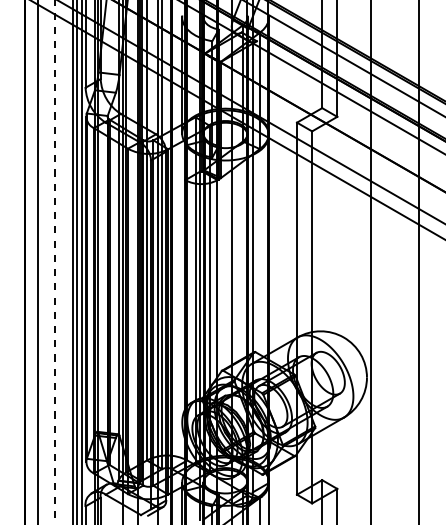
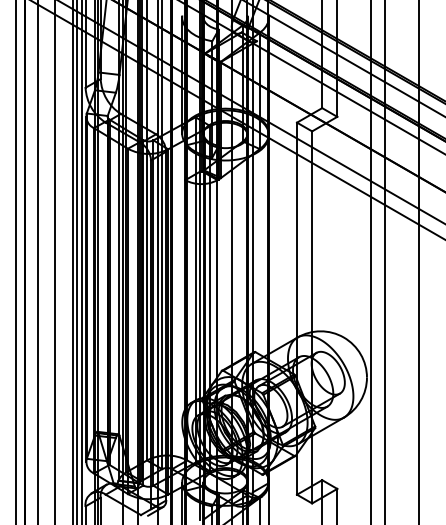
line: none -> present (16, 261)
line: none -> present (384, 261)
line: dashed -> solid (54, 262)
